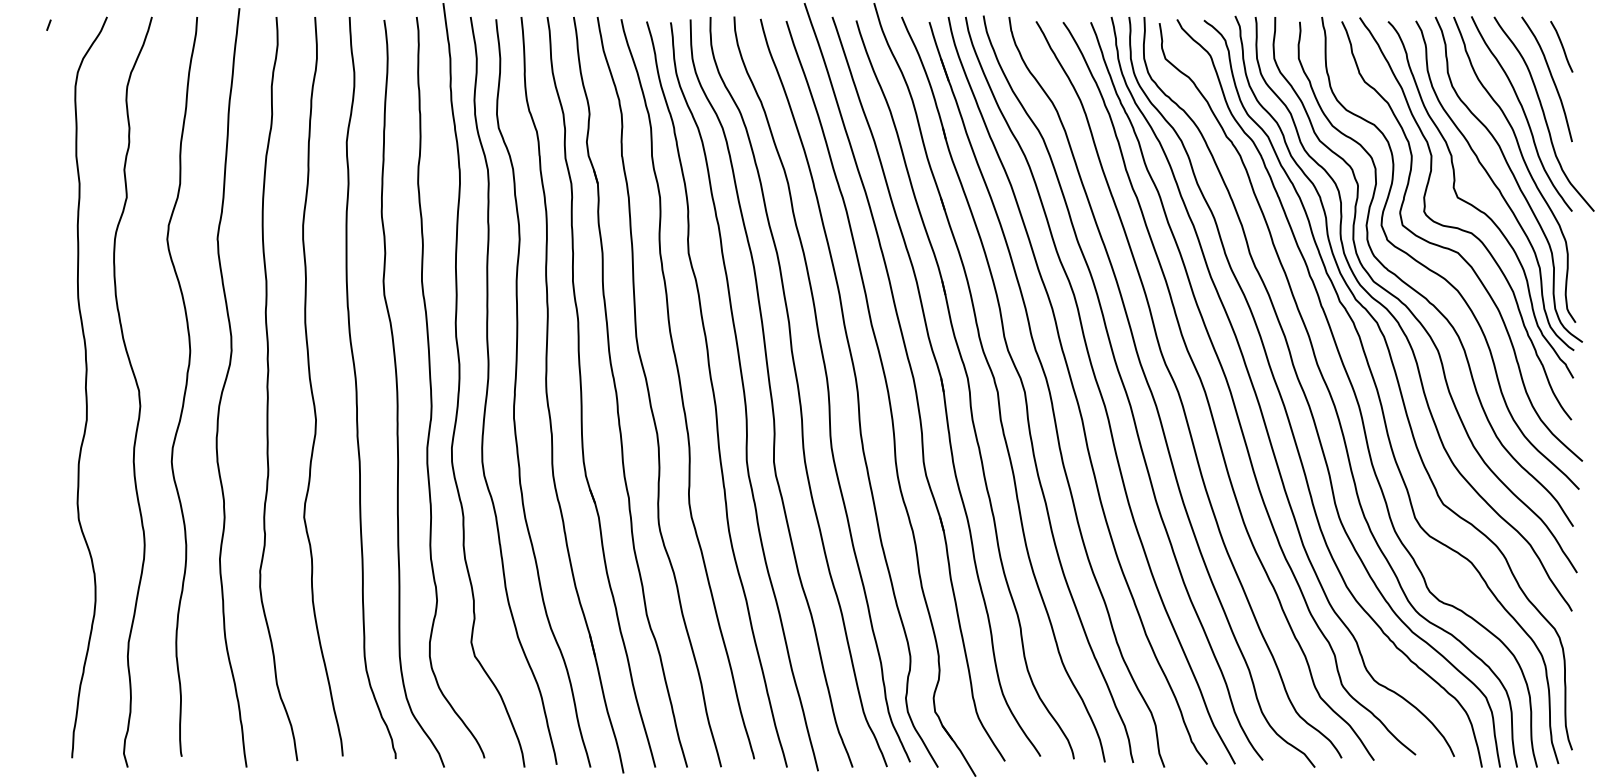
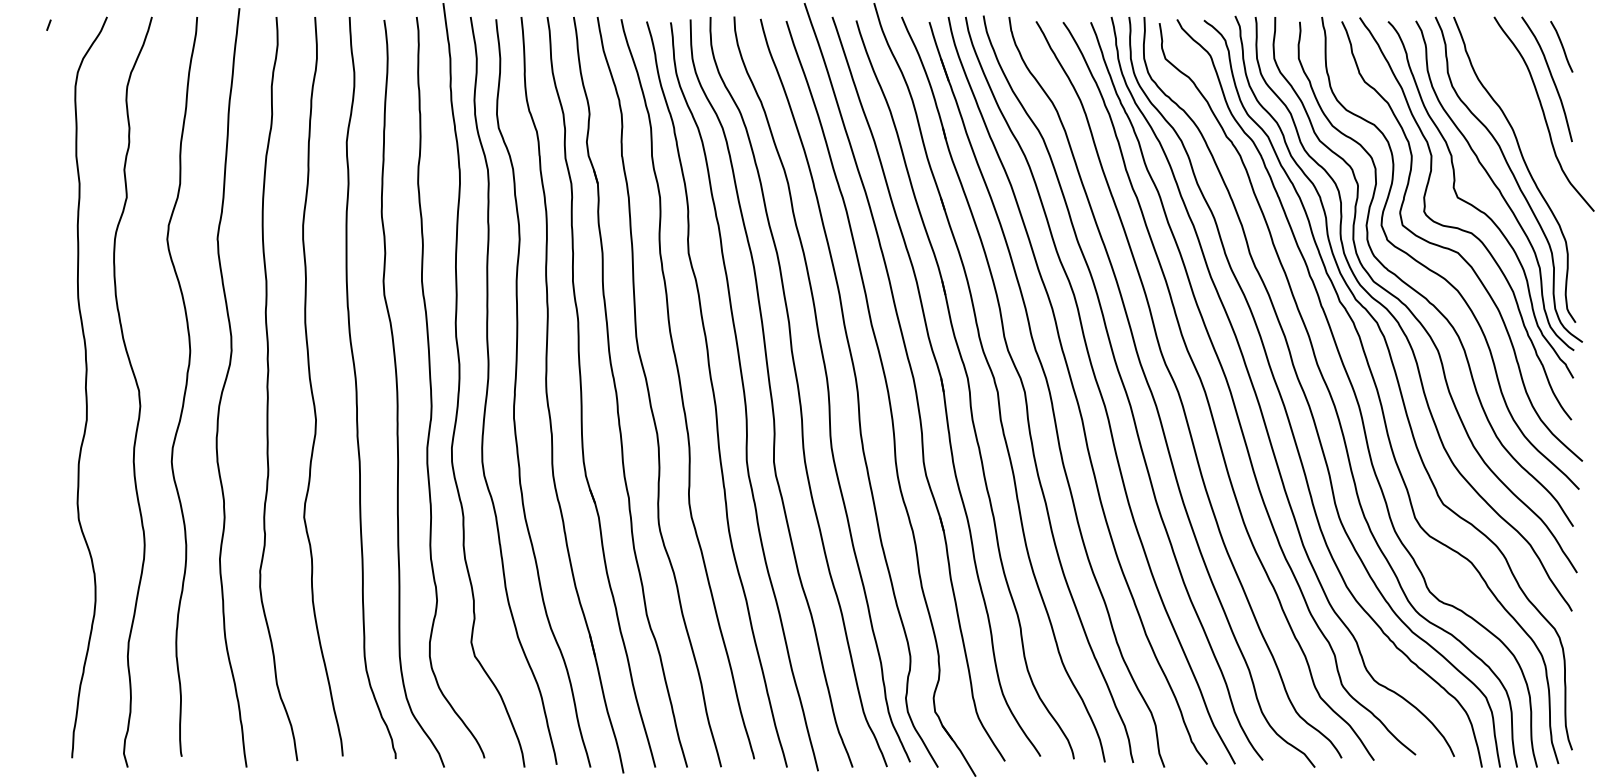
curve: present -> none (1523, 113)
